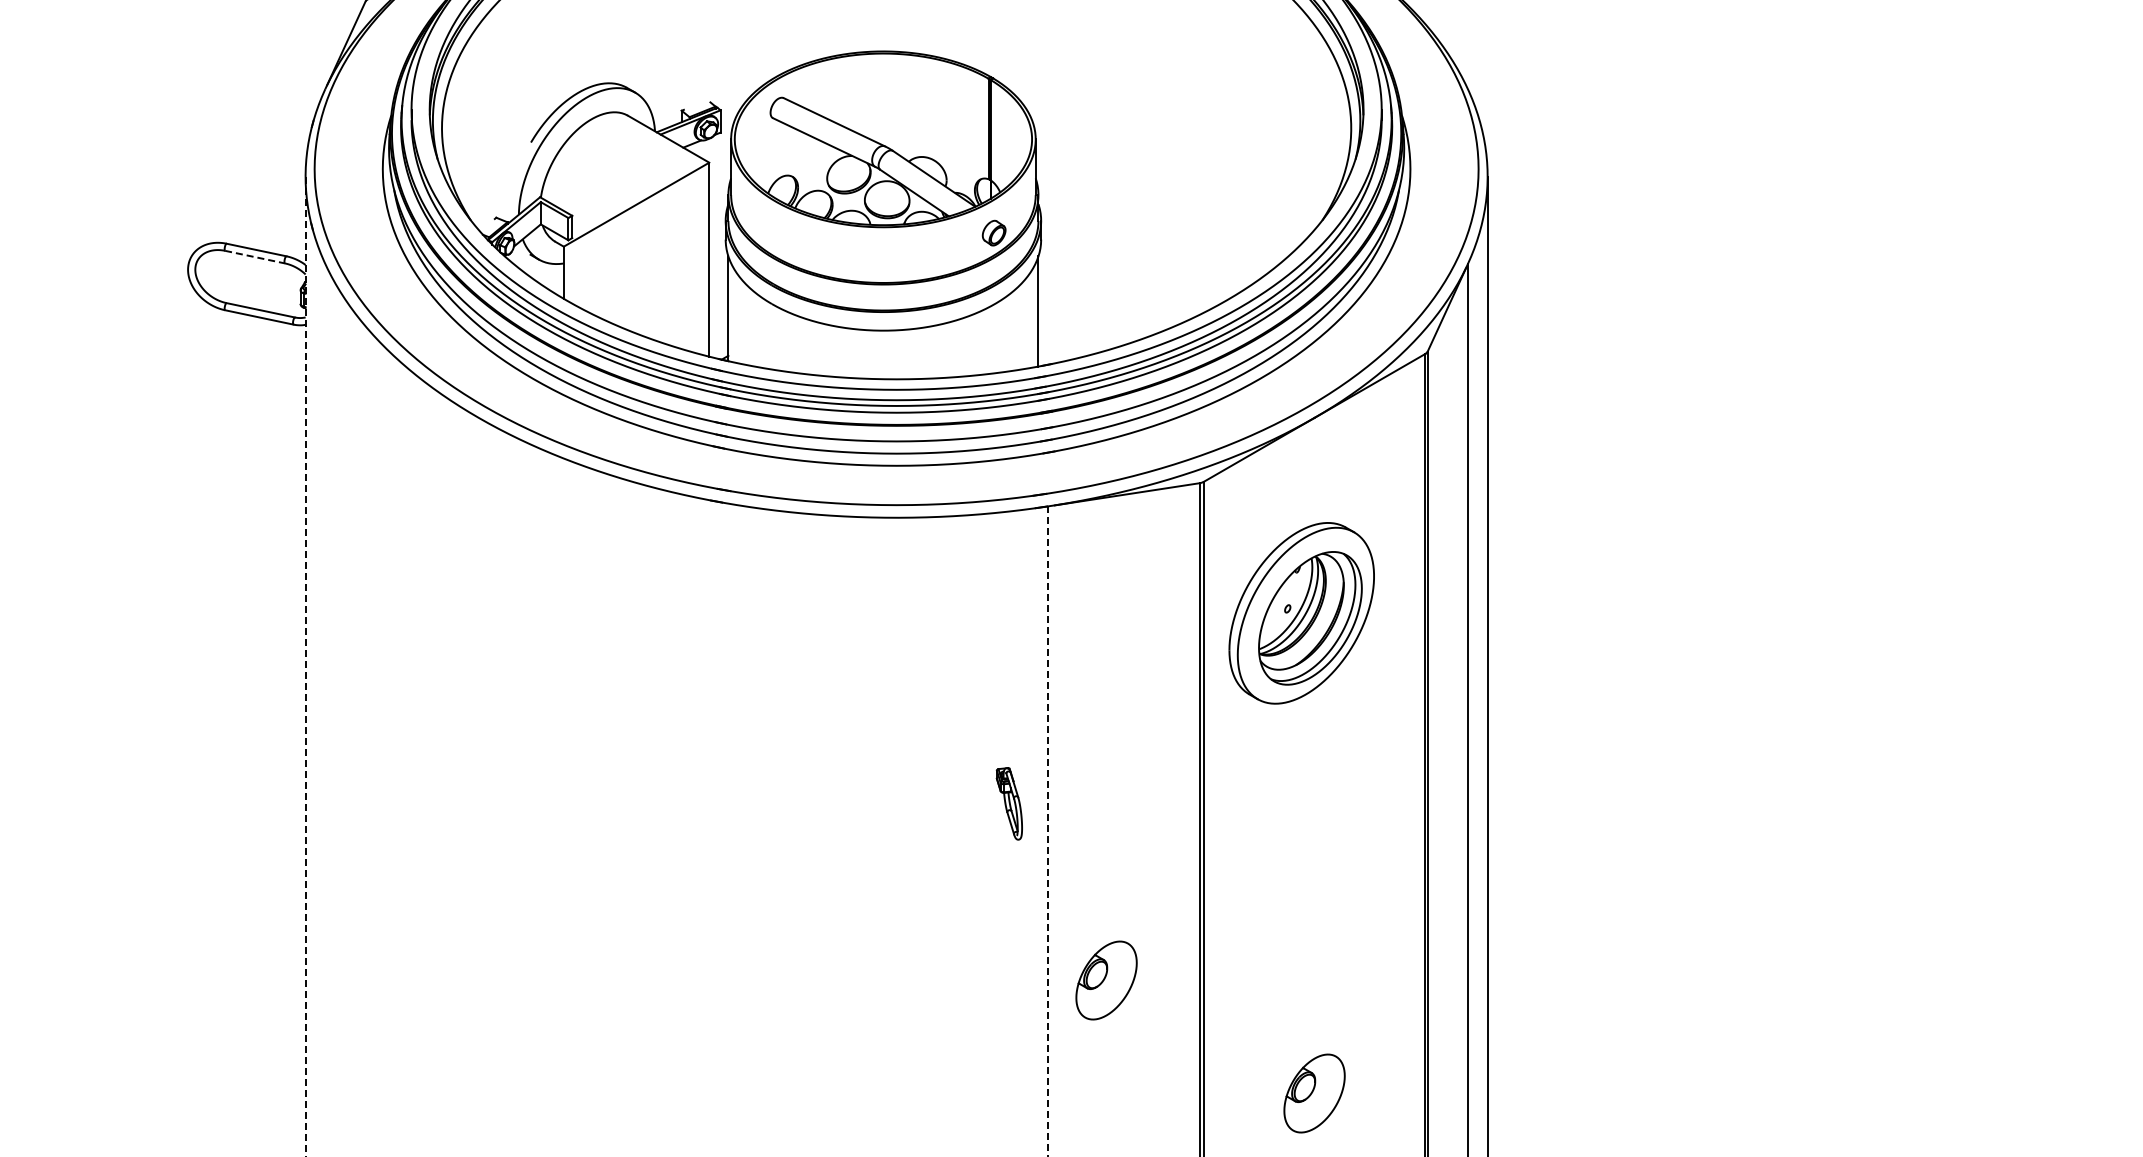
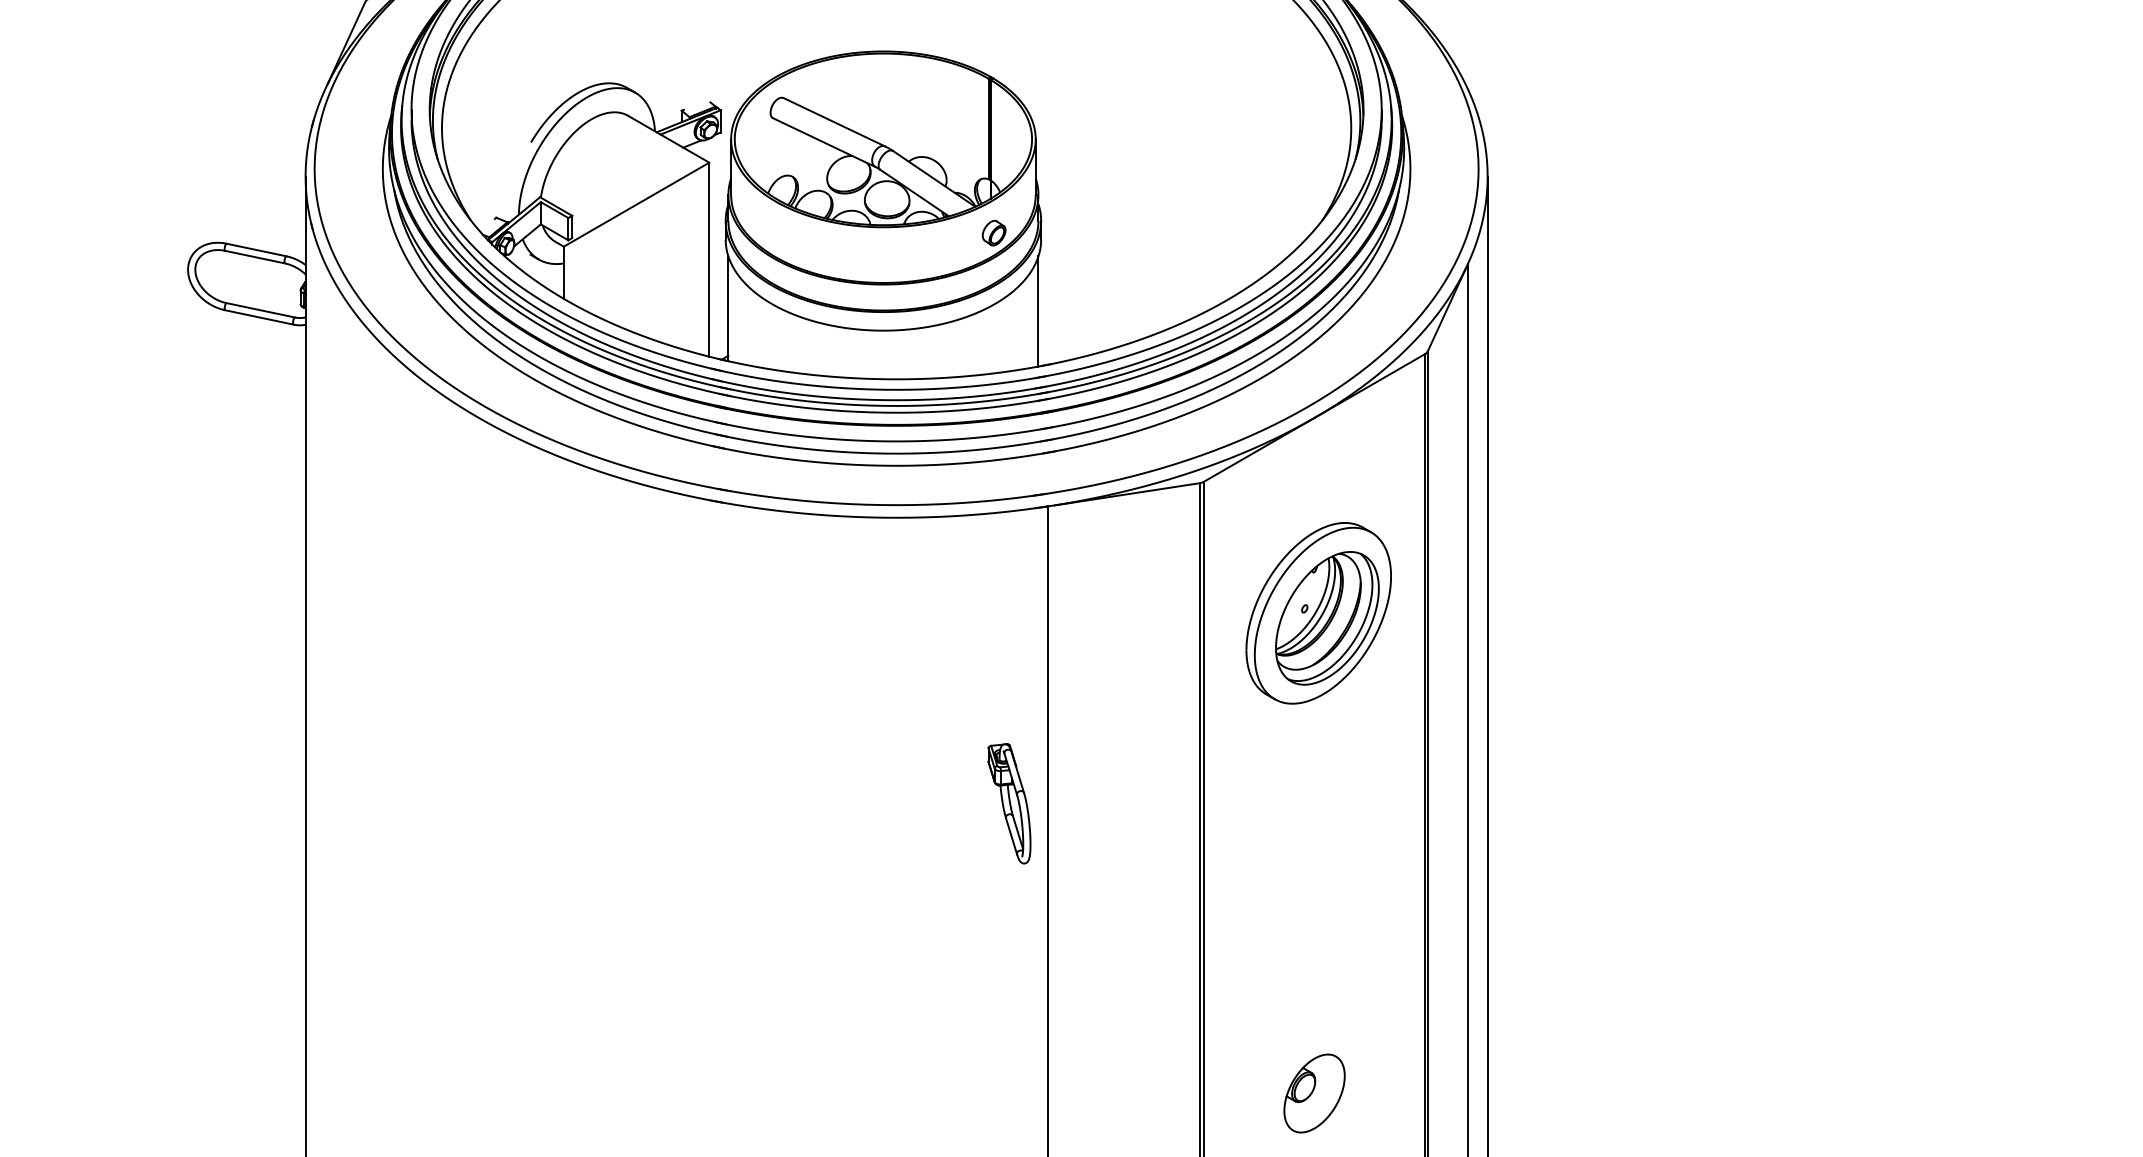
line: dashed -> solid (255, 257)
part position: (1301, 613) -> (1318, 613) (1318, 613)
line: dashed -> solid (305, 666)
part size: 28x74 px -> 45x122 px (1009, 803)
line: dashed -> solid (1048, 831)
part: present -> none (1106, 980)
